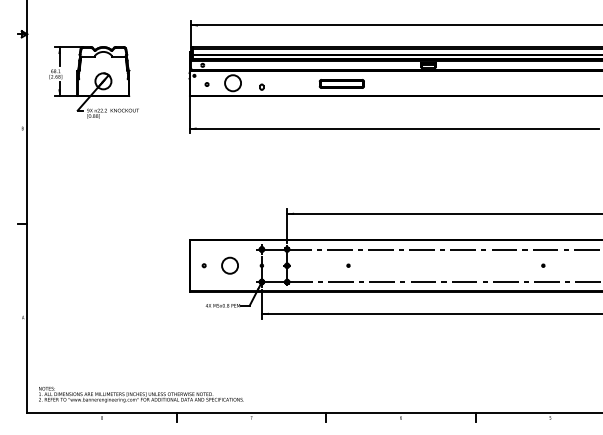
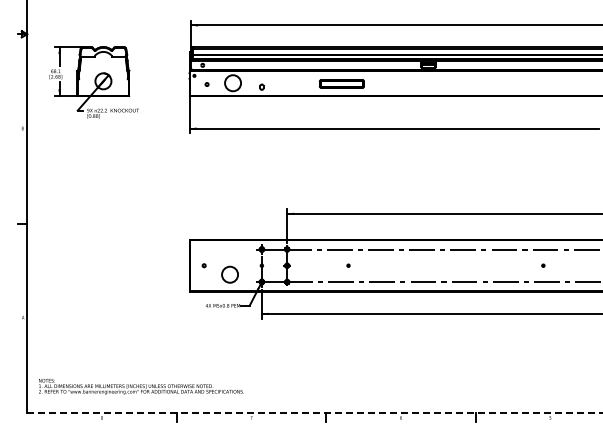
circle position: (229, 265) -> (229, 274) (229, 274)
text position: (141, 394) -> (141, 386) (141, 386)
line: solid -> dashed (315, 412)
